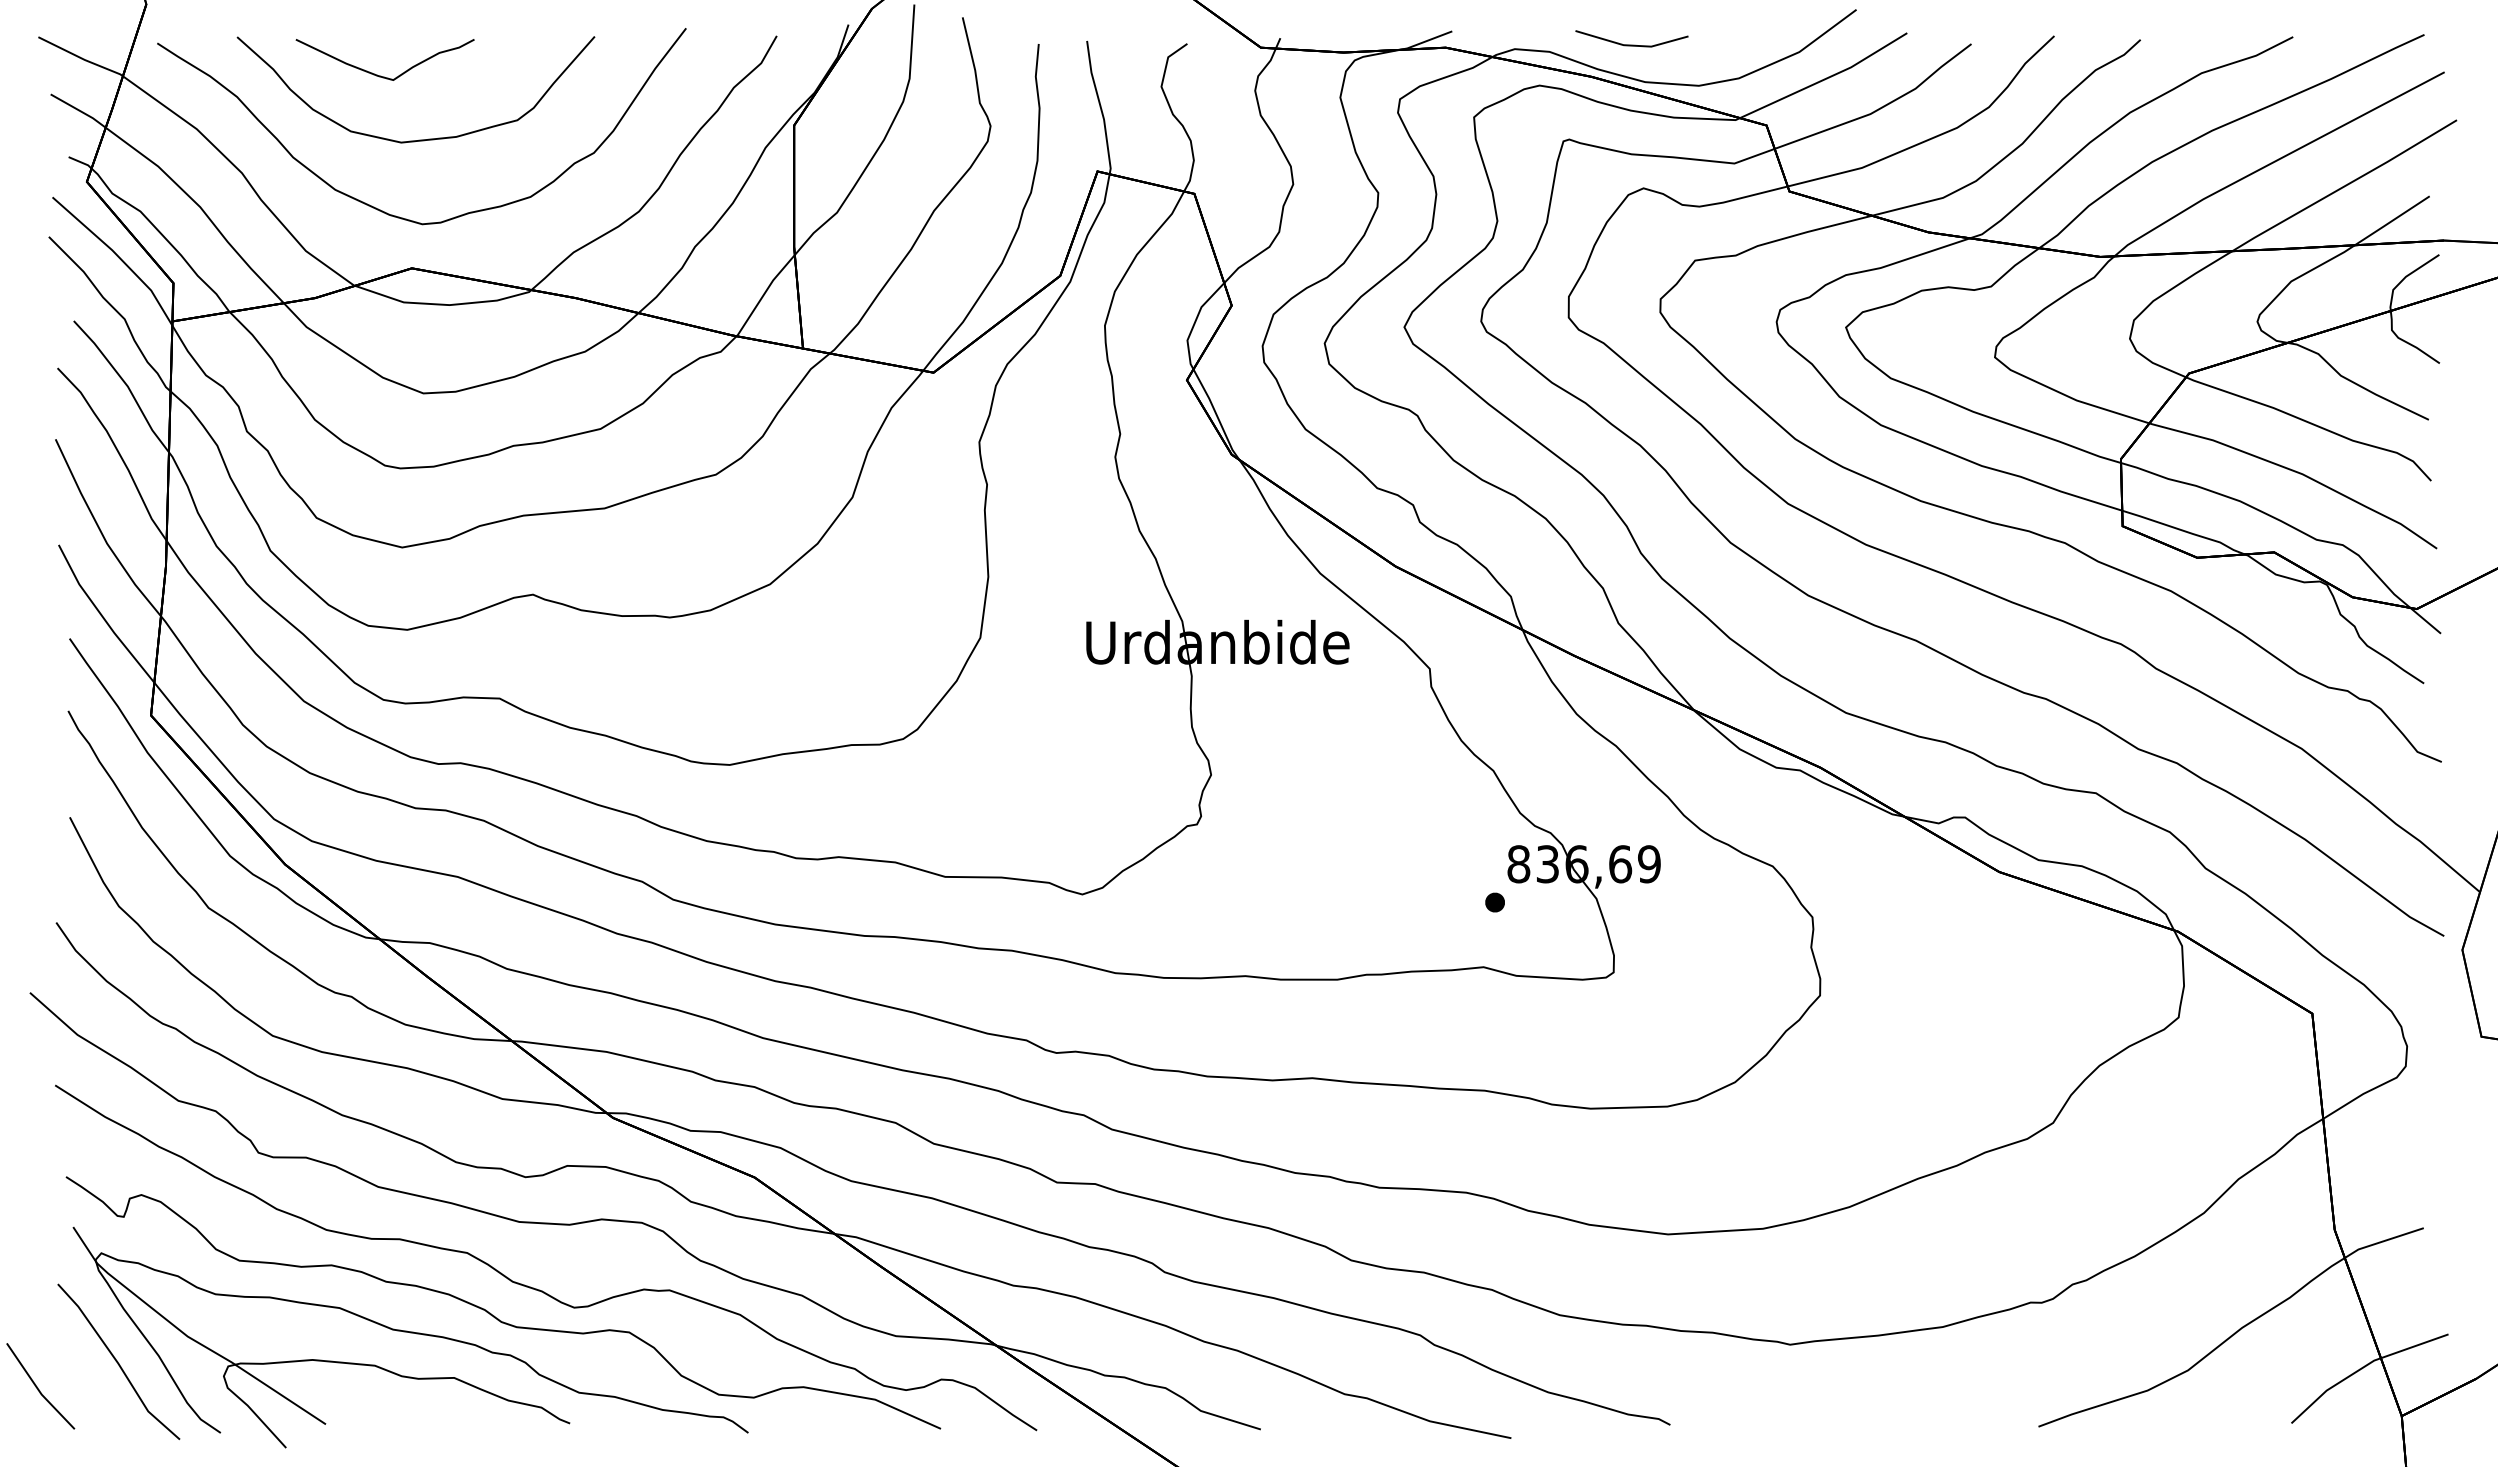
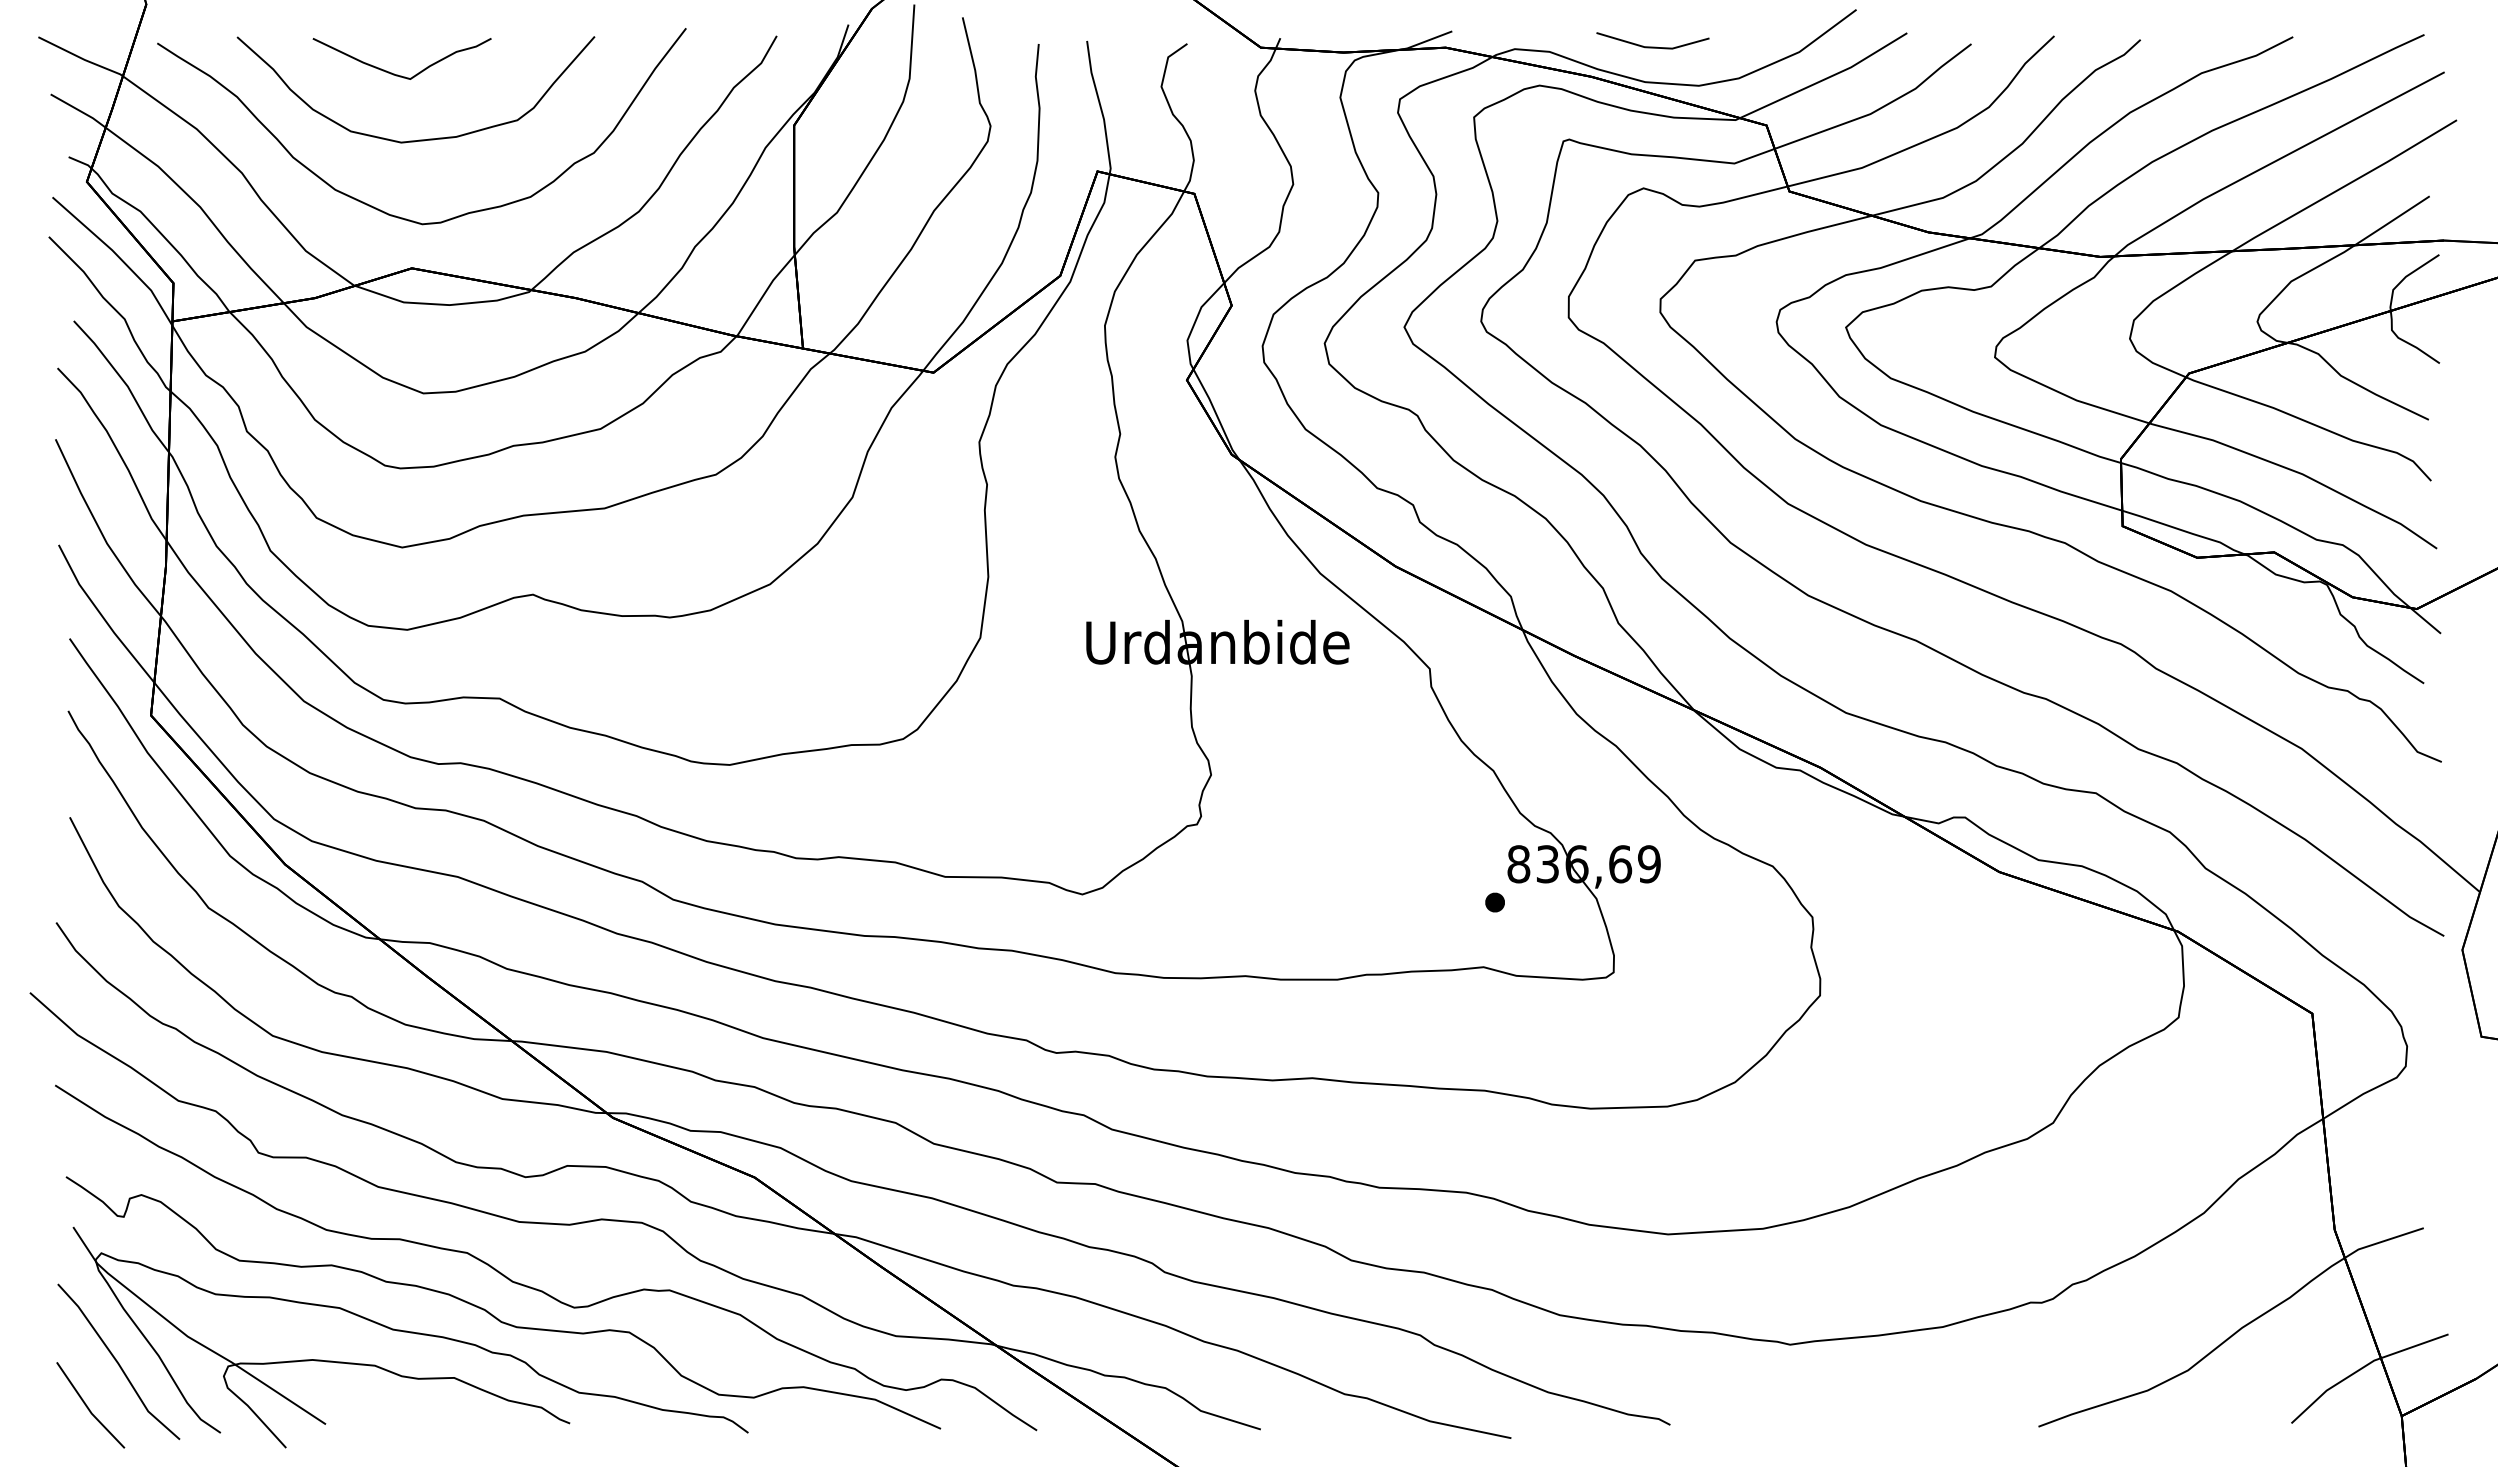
line position: (1631, 44) -> (1652, 46) (1652, 46)
curve position: (380, 75) -> (397, 74) (397, 74)
line position: (38, 1388) -> (88, 1407) (88, 1407)
